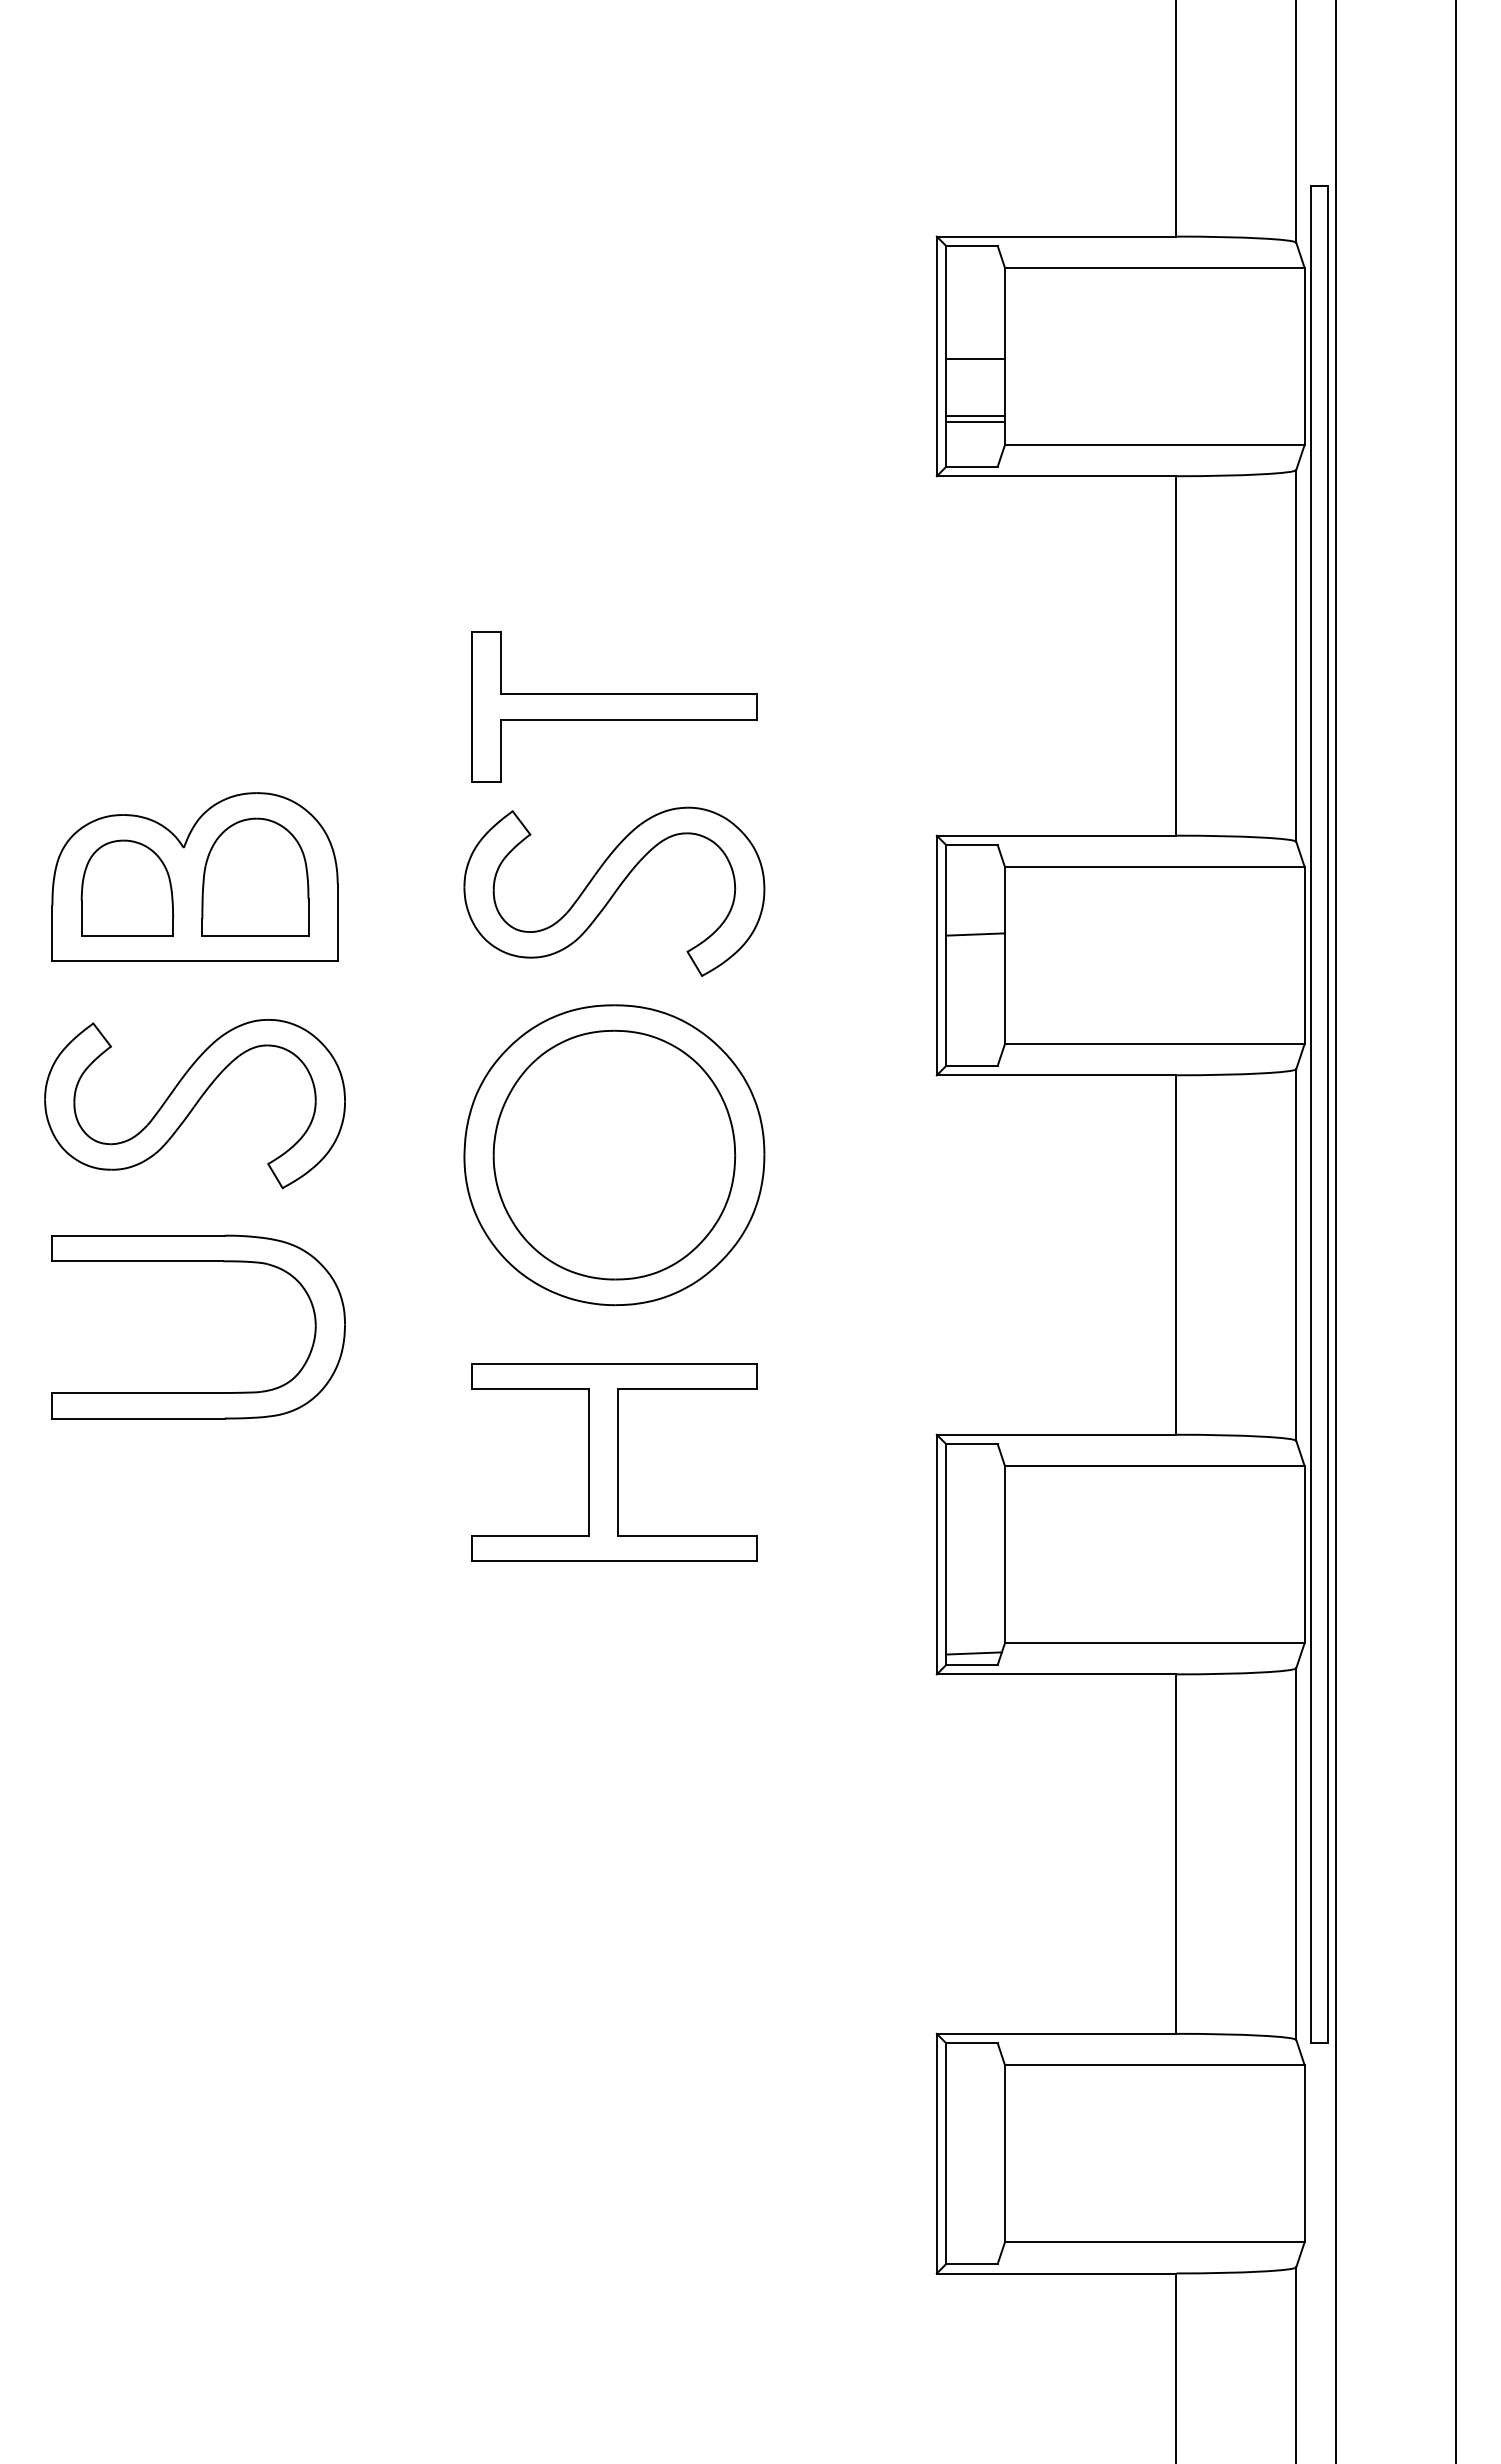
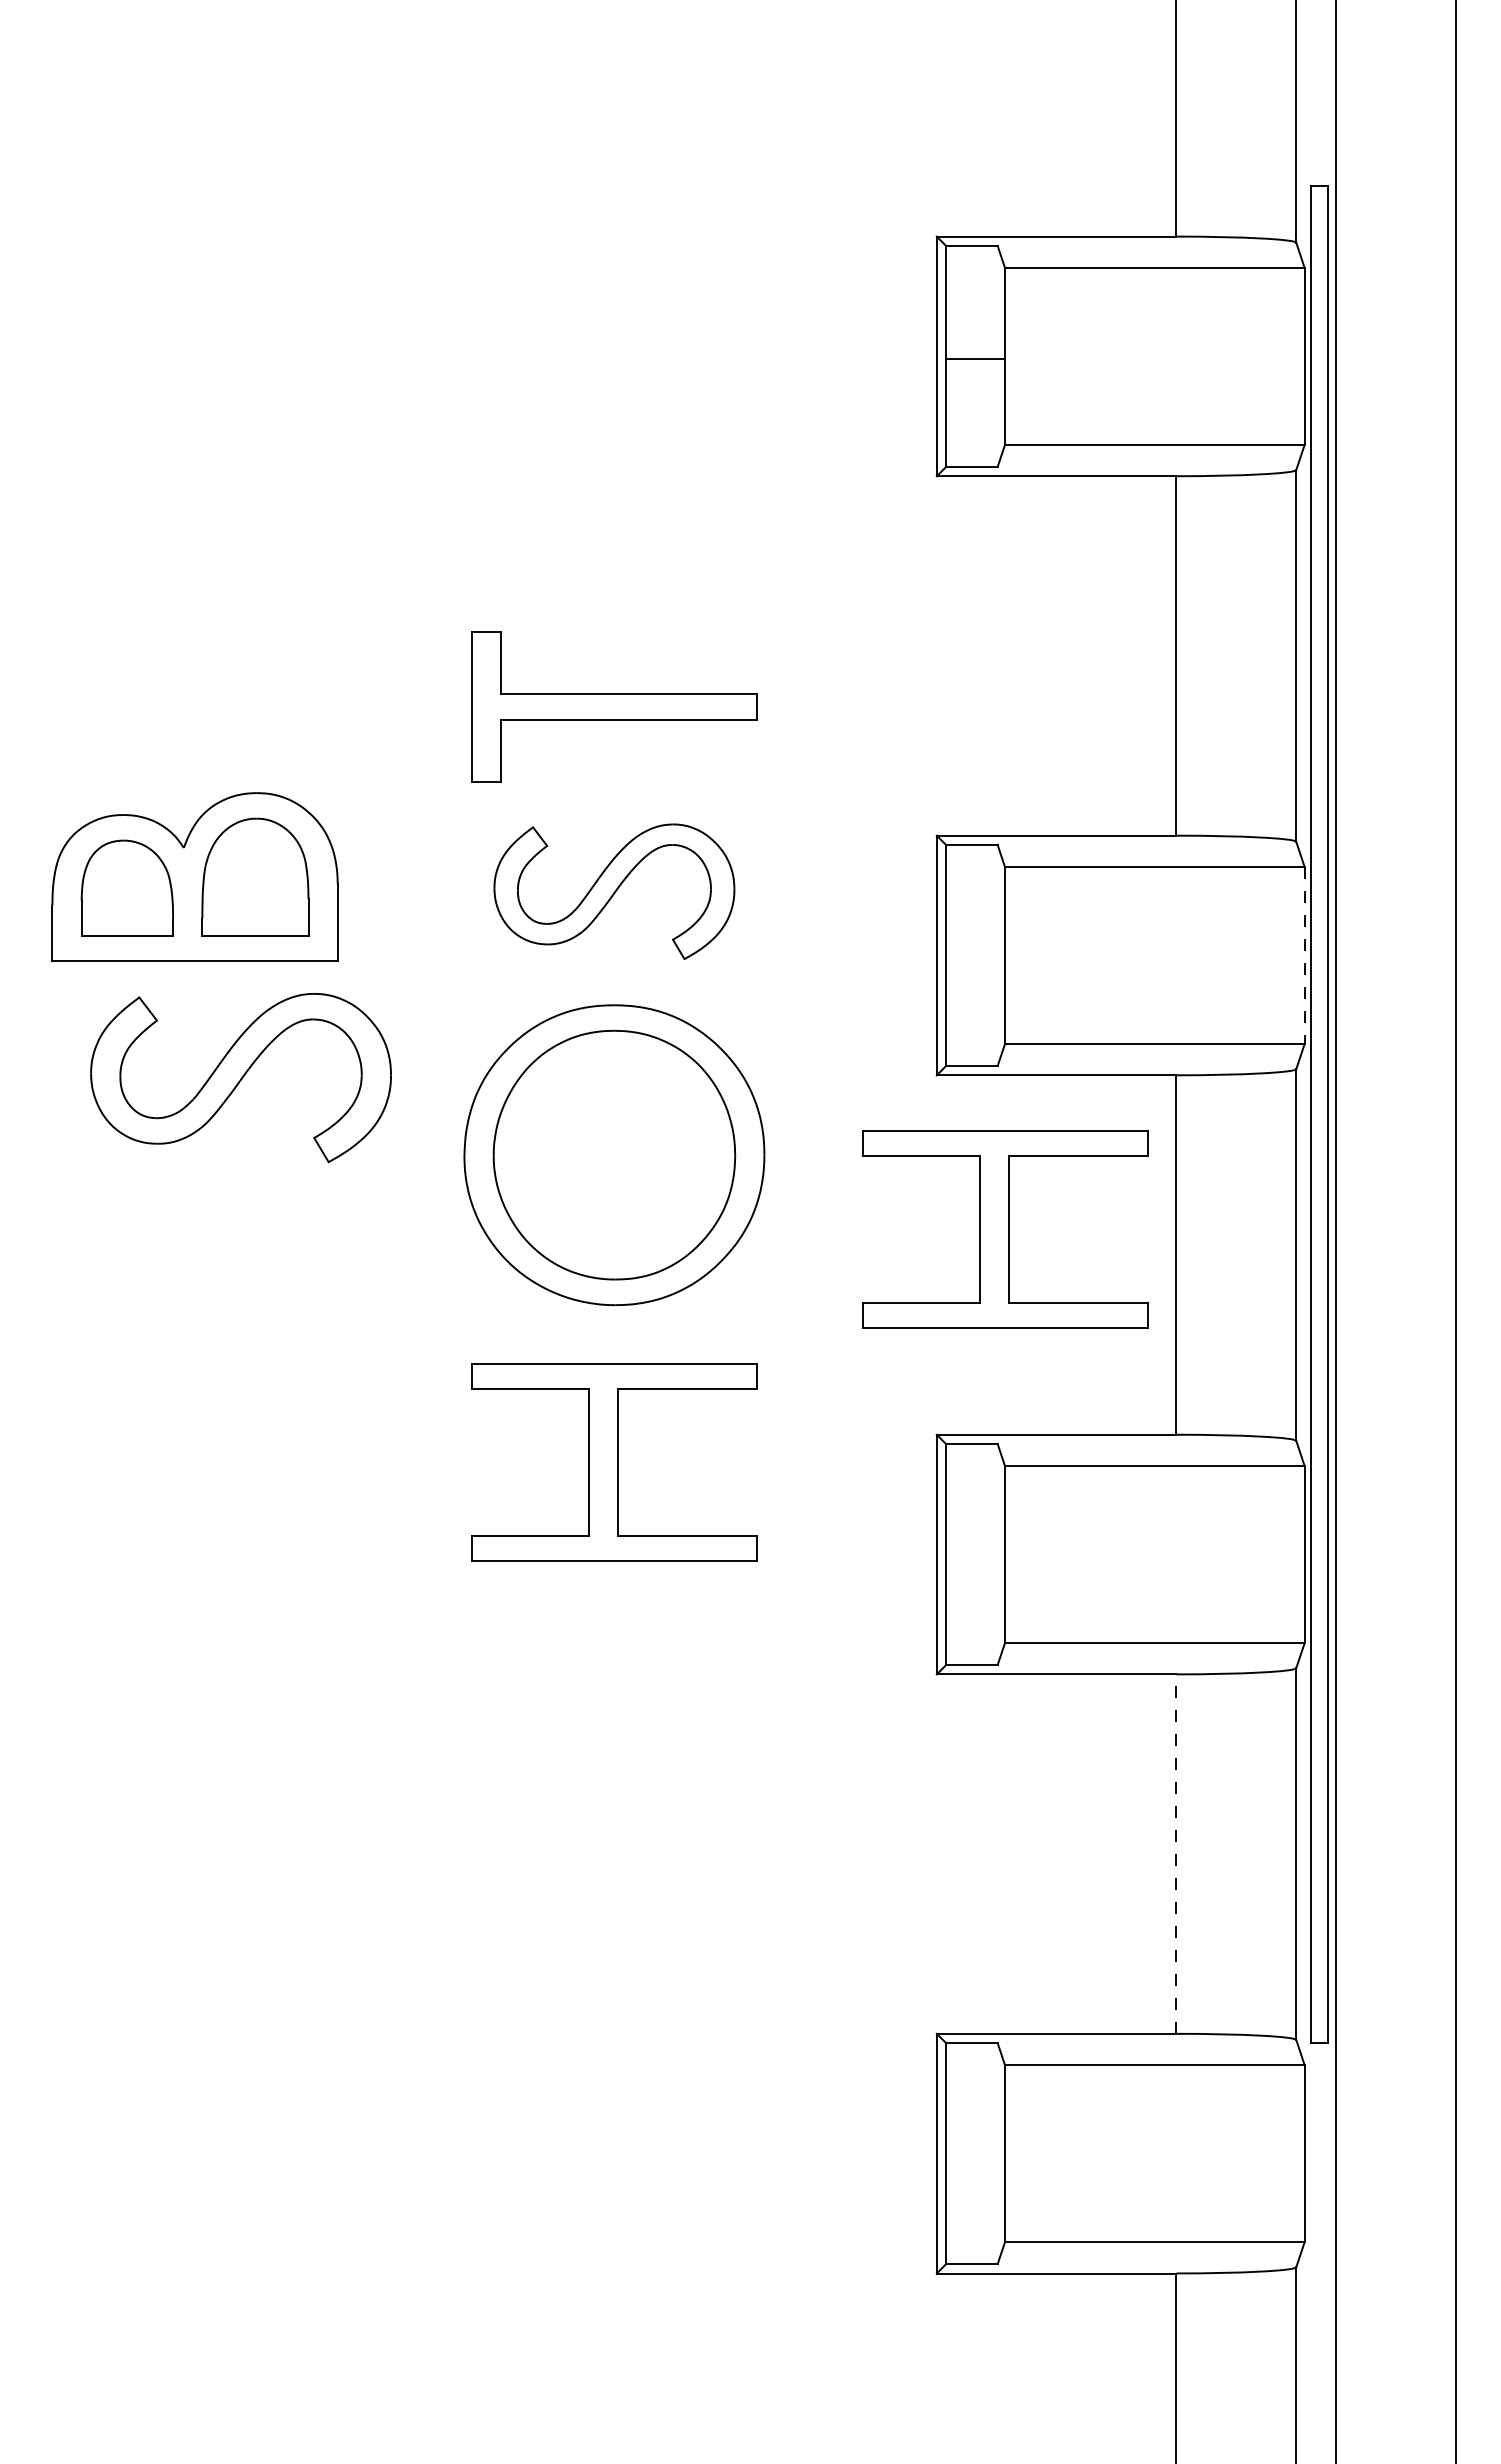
line: present -> none (975, 416)
line: present -> none (975, 422)
part size: 303x171 px -> 243x138 px (614, 891)
line: present -> none (975, 934)
line: solid -> dashed (1304, 956)
part position: (194, 1104) -> (240, 1078) (240, 1078)
part: none -> present (1005, 1229)
part: present -> none (198, 1261)
line: present -> none (973, 1653)
line: solid -> dashed (1176, 1854)
